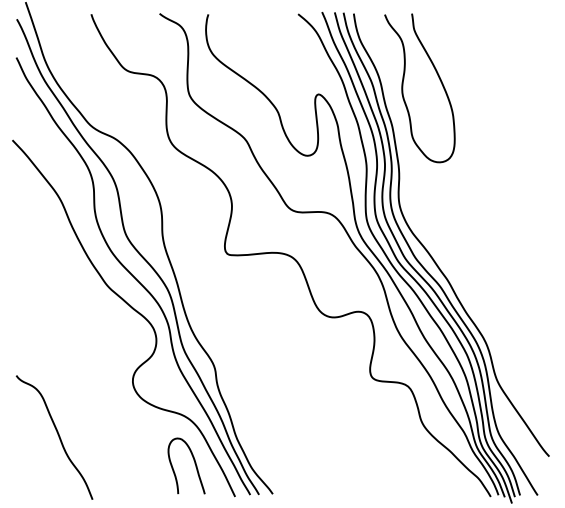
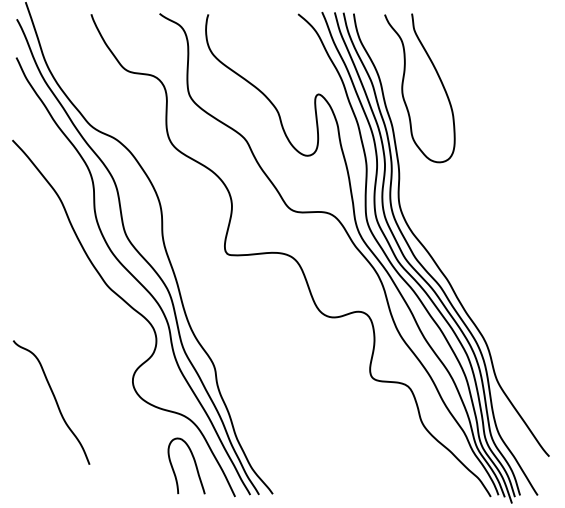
curve position: (58, 437) -> (55, 402) (55, 402)
